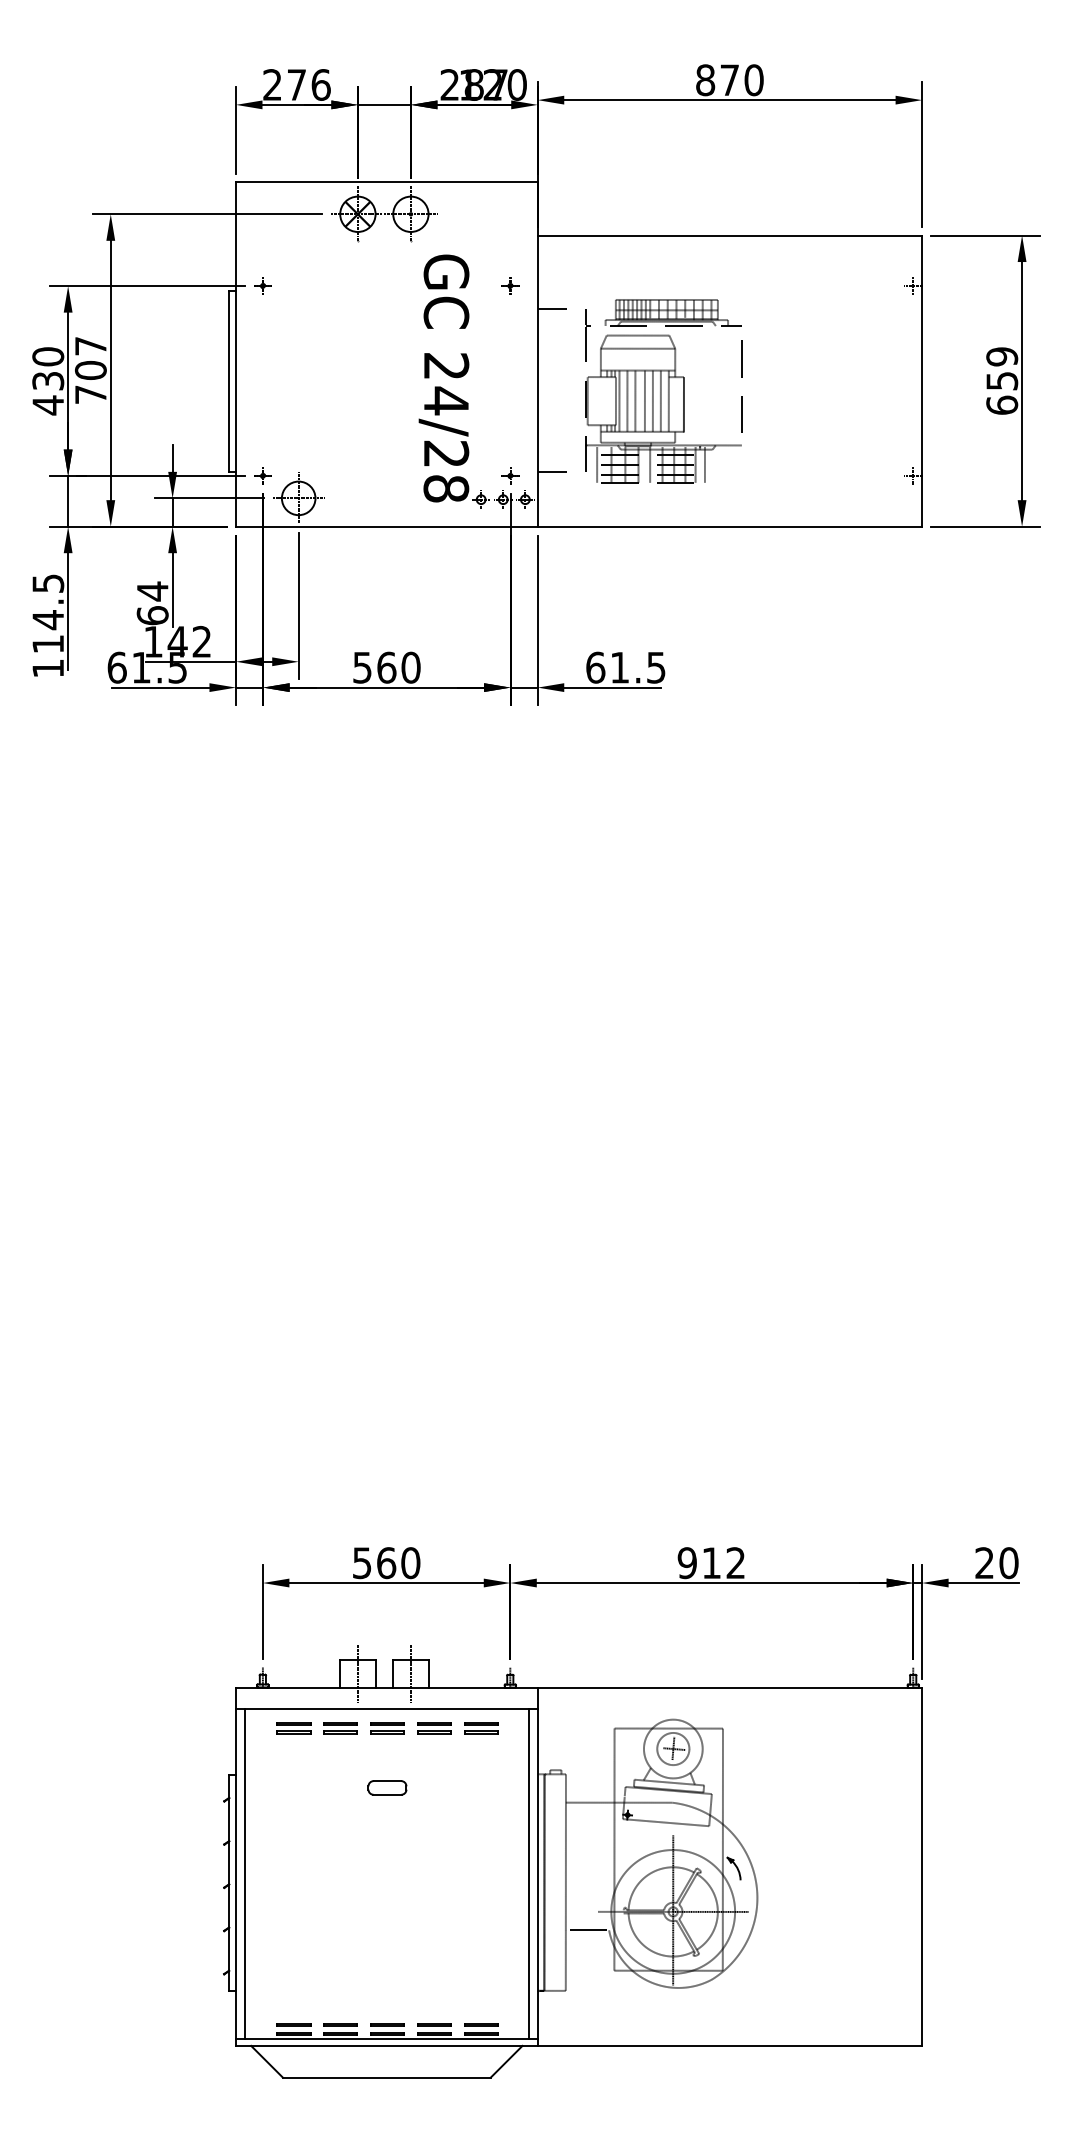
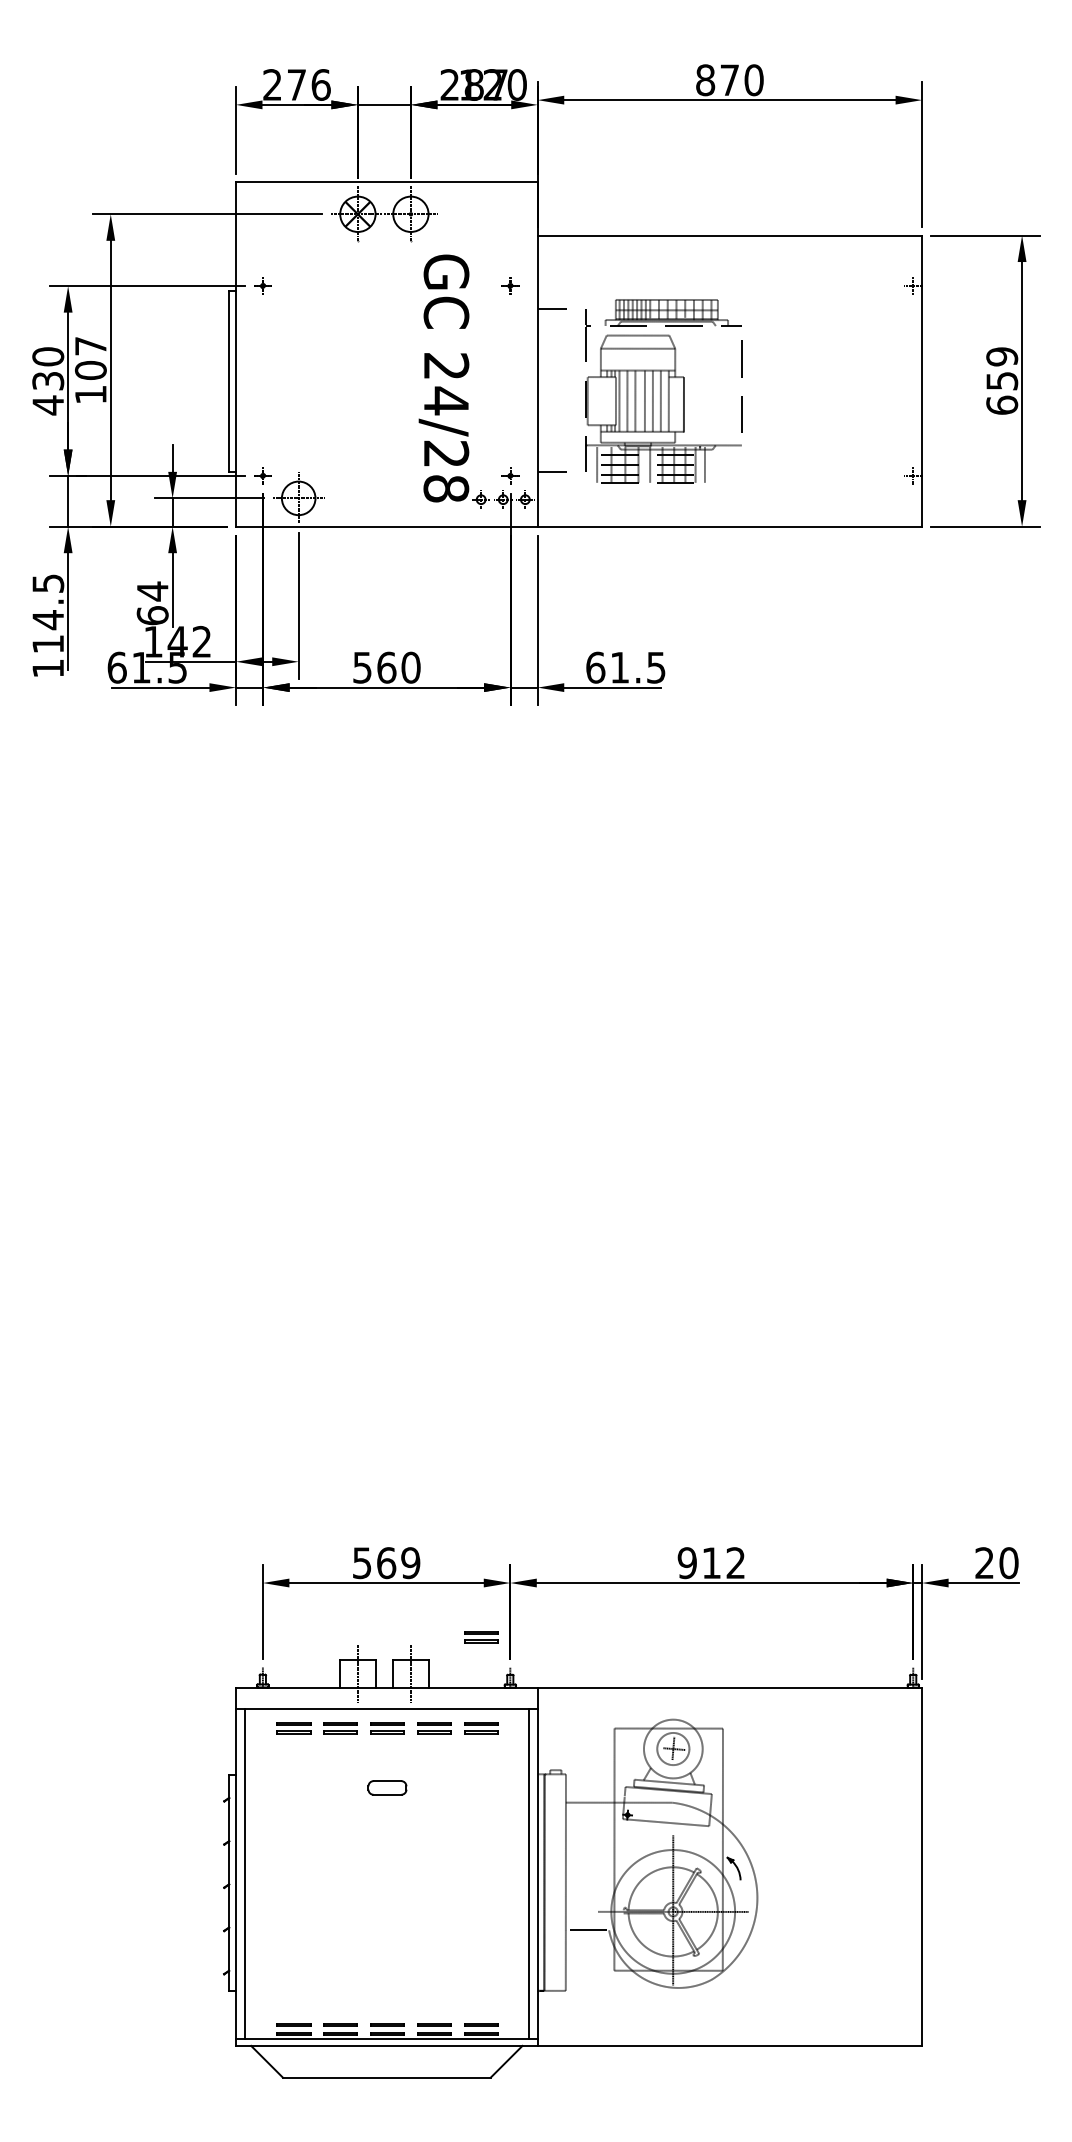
text: 707 -> 107 (90, 394)
text: 560 -> 569 (410, 1563)
part: none -> present (481, 1637)
